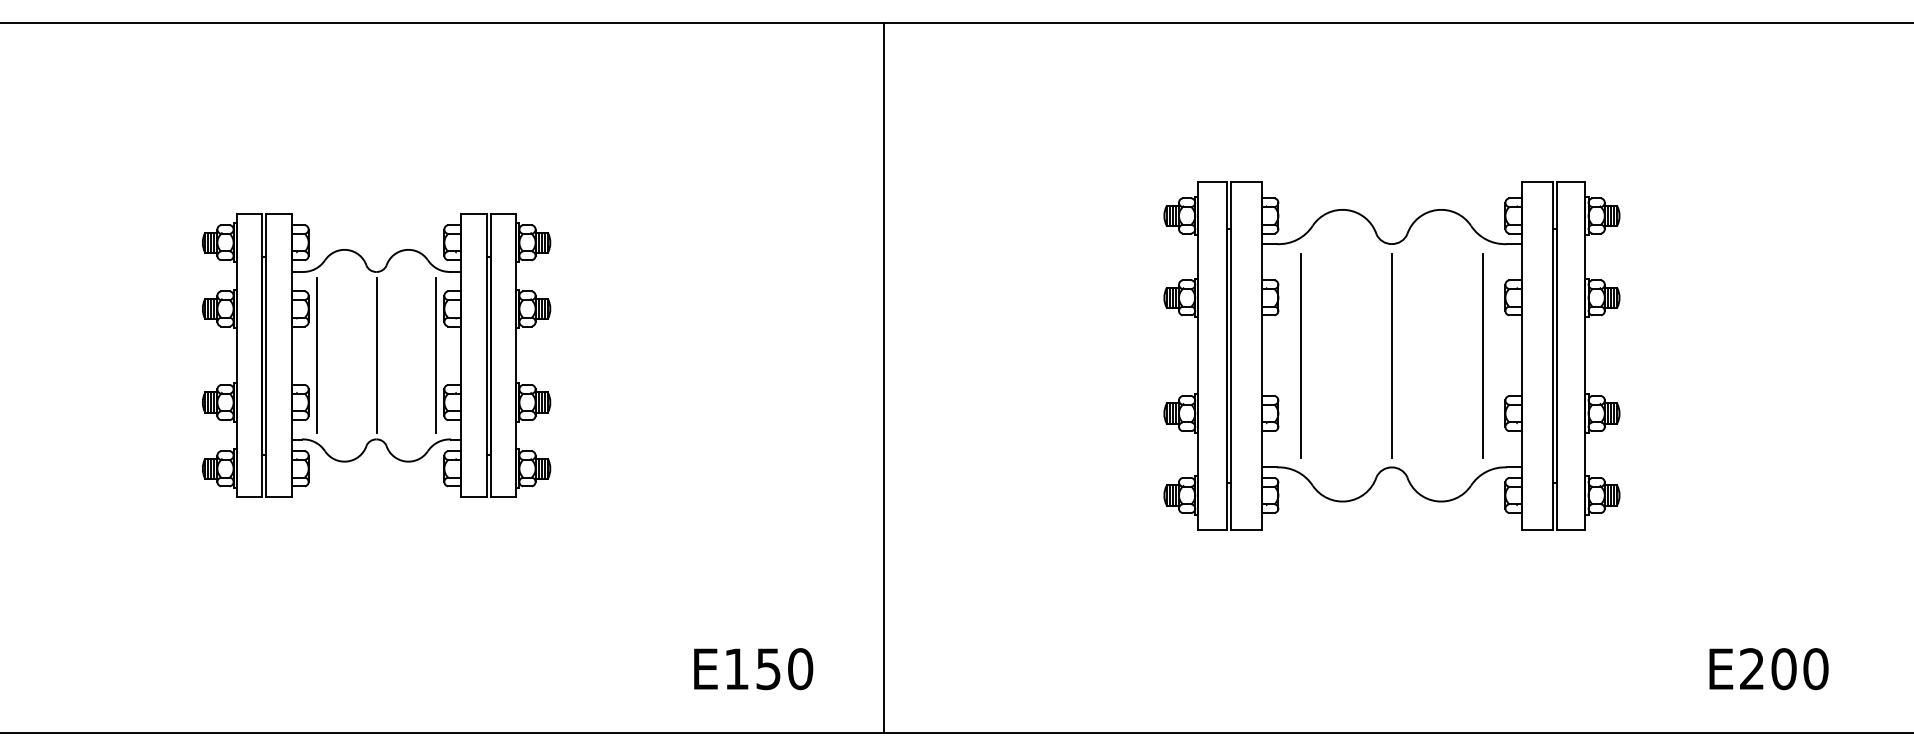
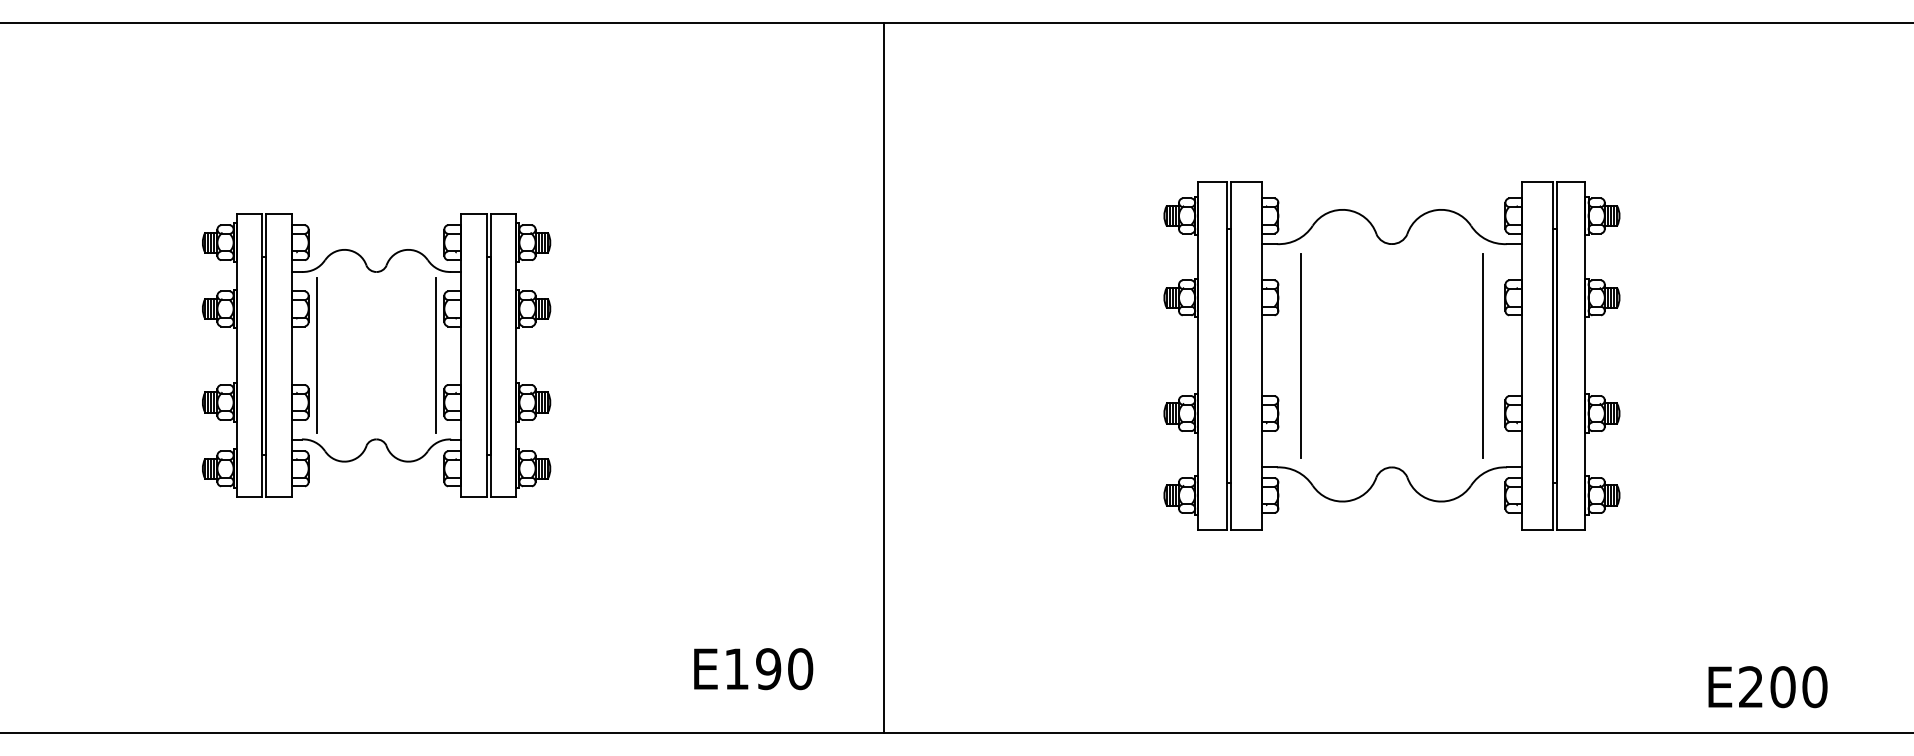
line: present -> none (376, 355)
line: present -> none (1391, 355)
text: E150 -> E190 (768, 668)
text position: (1768, 669) -> (1767, 687) (1767, 687)
